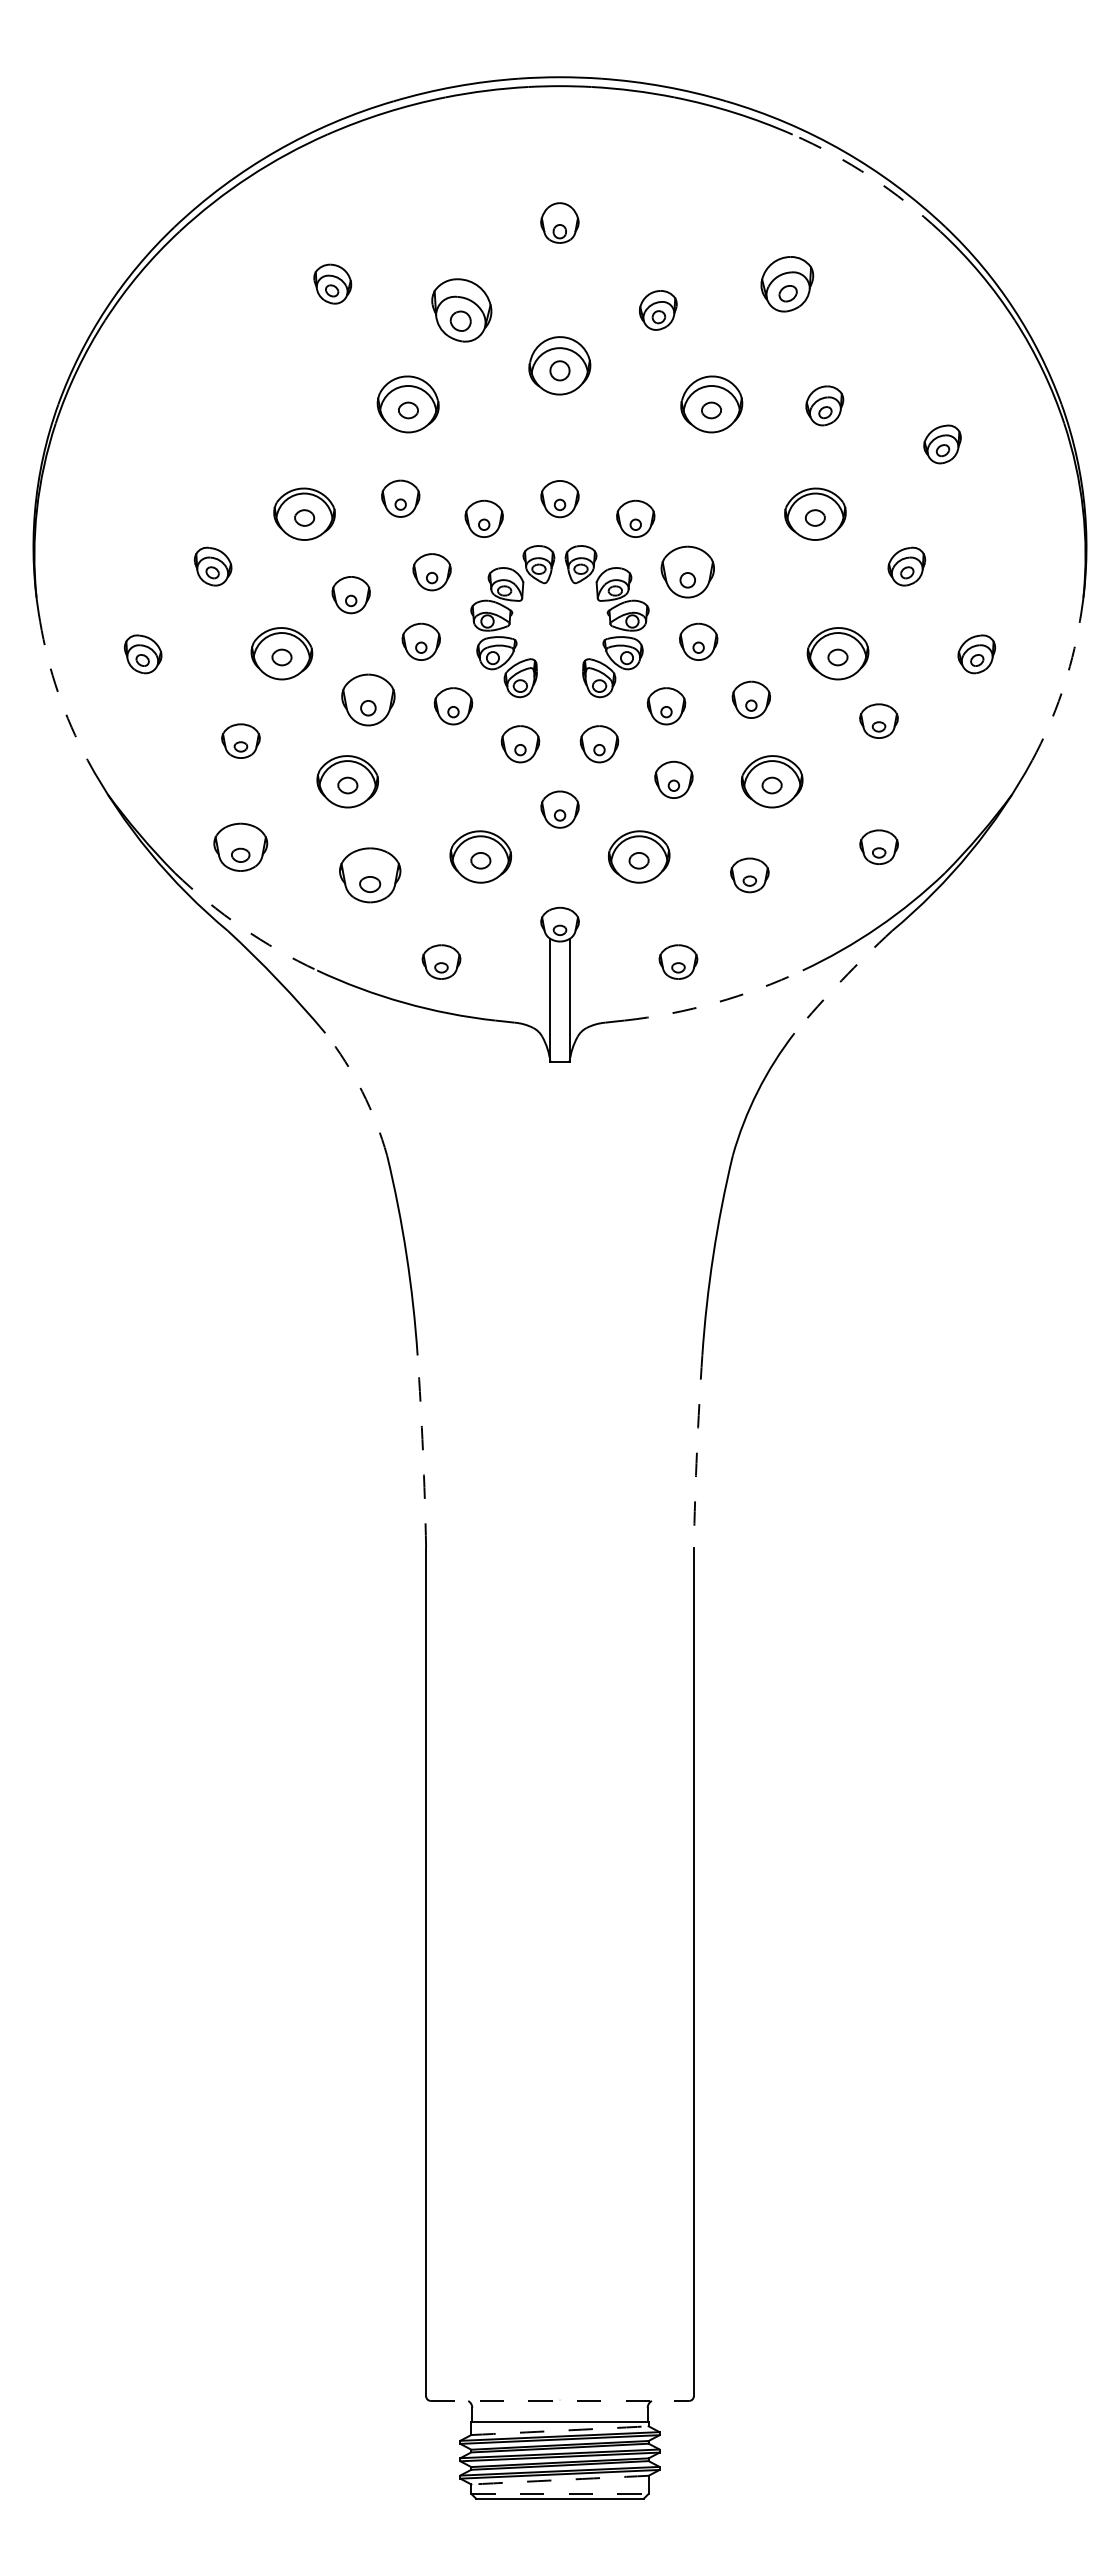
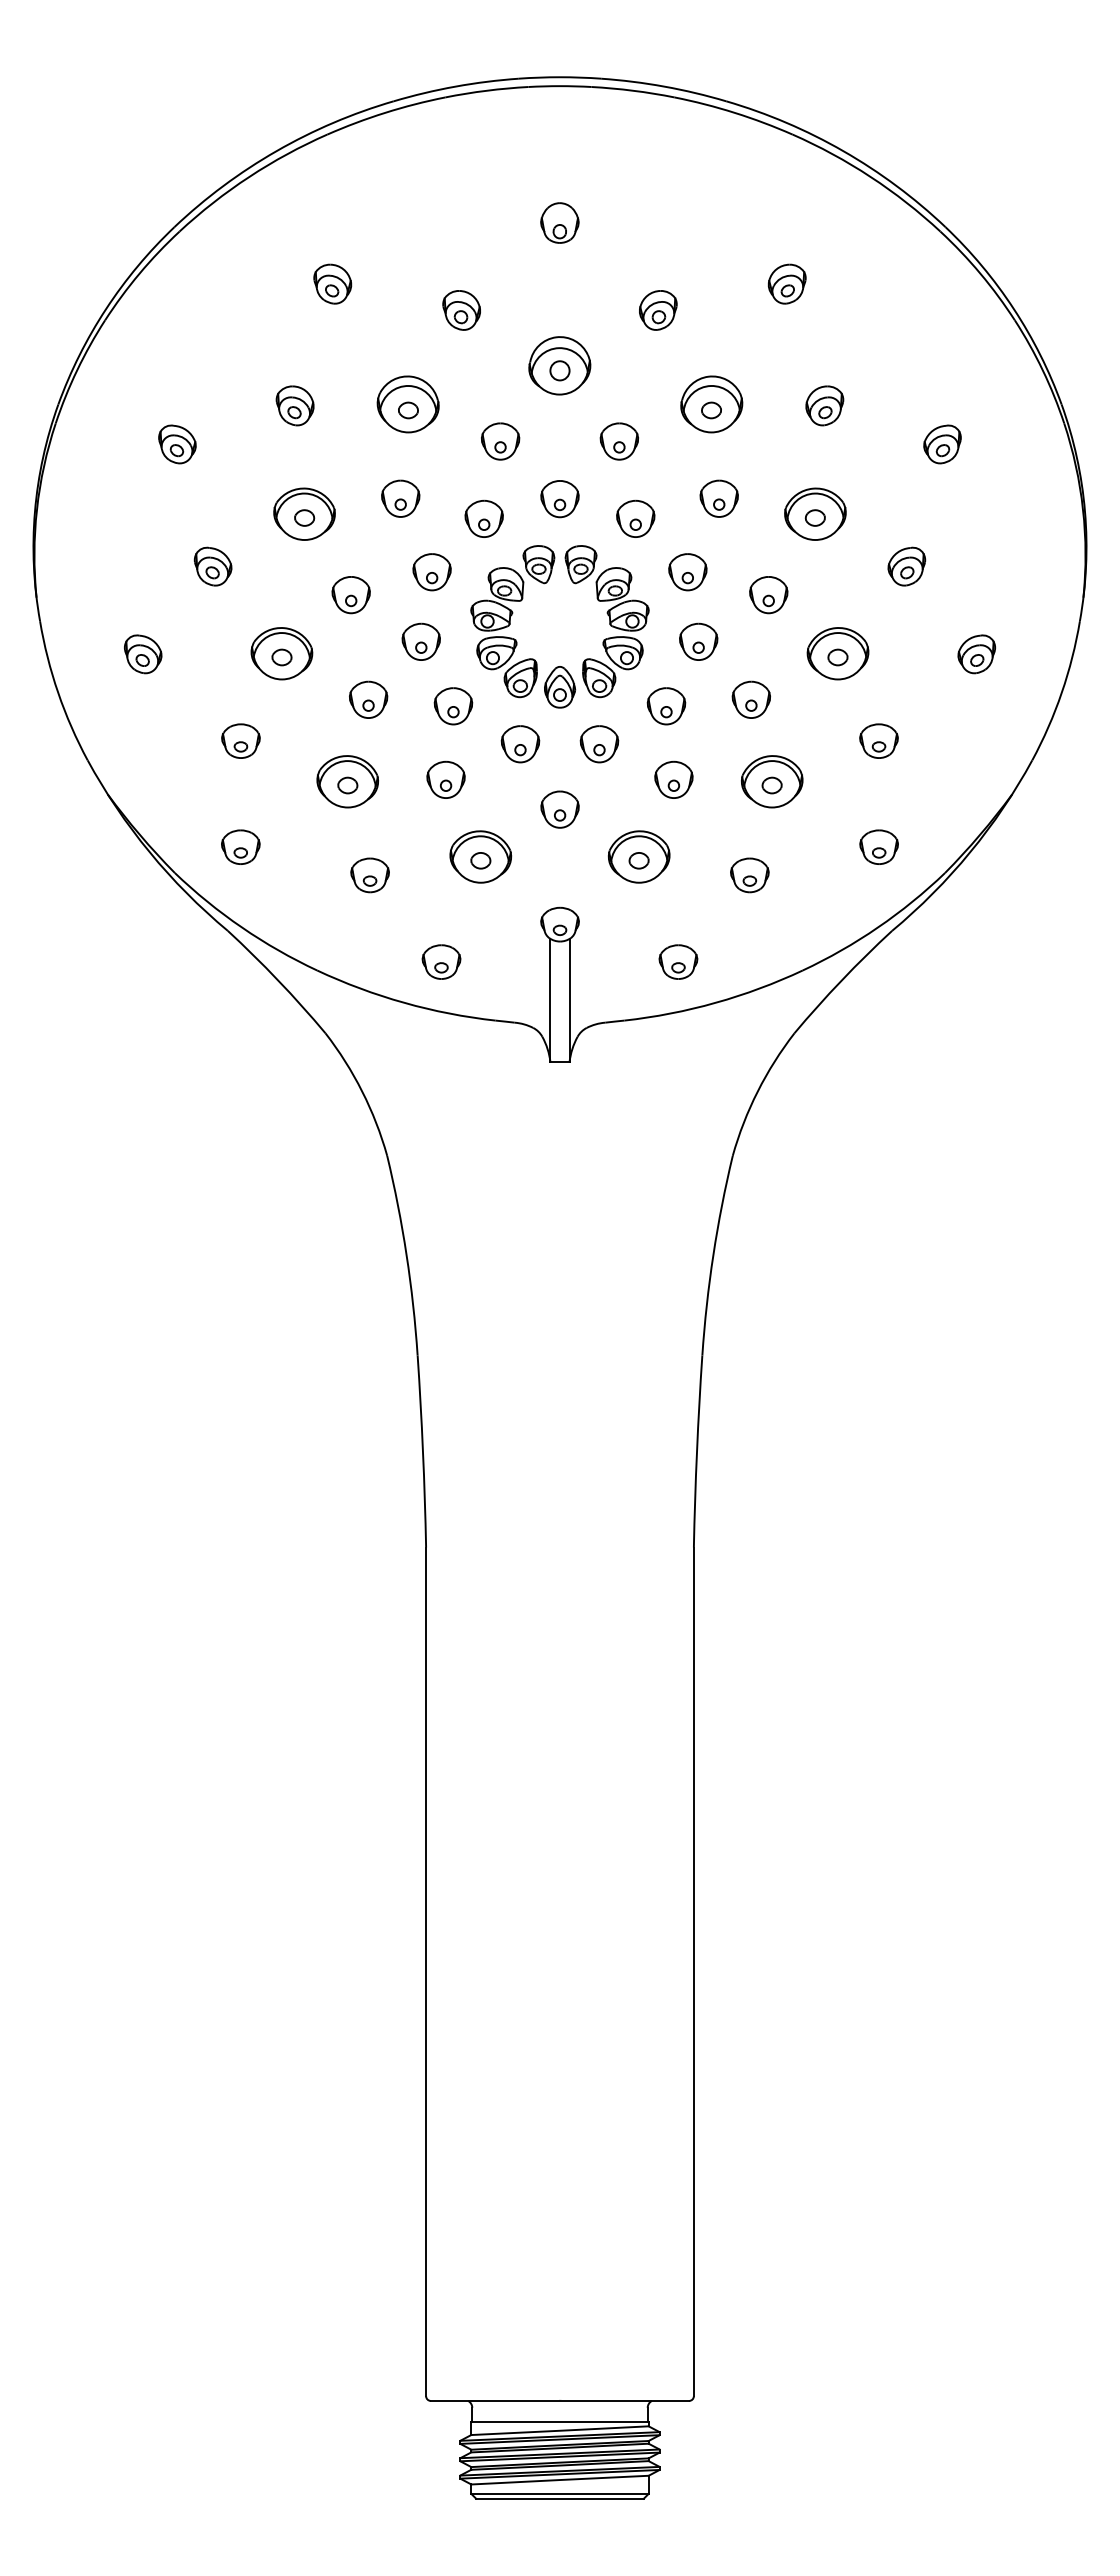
arc: dashed -> solid (870, 176)
part size: 55x57 px -> 40x42 px (786, 283)
part size: 62x65 px -> 39x41 px (461, 310)
part: none -> present (294, 405)
part: none -> present (500, 441)
part: none -> present (618, 441)
part: none -> present (177, 444)
part: none -> present (718, 498)
part size: 55x54 px -> 40x39 px (687, 572)
part: none -> present (768, 595)
part: none -> present (560, 687)
arc: dashed -> solid (58, 692)
arc: dashed -> solid (1061, 692)
part size: 55x54 px -> 40x39 px (368, 699)
part position: (878, 720) -> (878, 740) (878, 740)
part: none -> present (445, 779)
part size: 56x50 px -> 40x36 px (240, 846)
part size: 63x57 px -> 40x37 px (369, 875)
arc: dashed -> solid (241, 927)
arc: dashed -> solid (841, 980)
arc: dashed -> solid (715, 1002)
arc: dashed -> solid (362, 1091)
arc: dashed -> solid (423, 1451)
arc: dashed -> solid (696, 1451)
line: dashed -> solid (560, 2400)
arc: dashed -> solid (560, 2430)
arc: dashed -> solid (560, 2480)
line: dashed -> solid (560, 2493)
